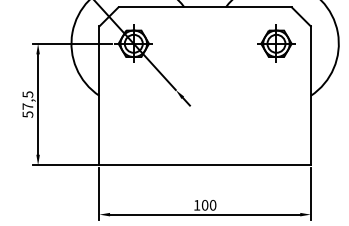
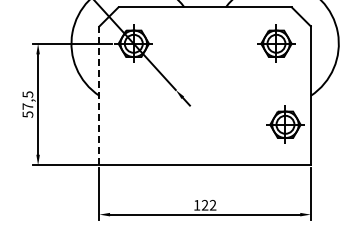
line: solid -> dashed (99, 96)
part: none -> present (285, 124)
text: 100 -> 122 (208, 205)
